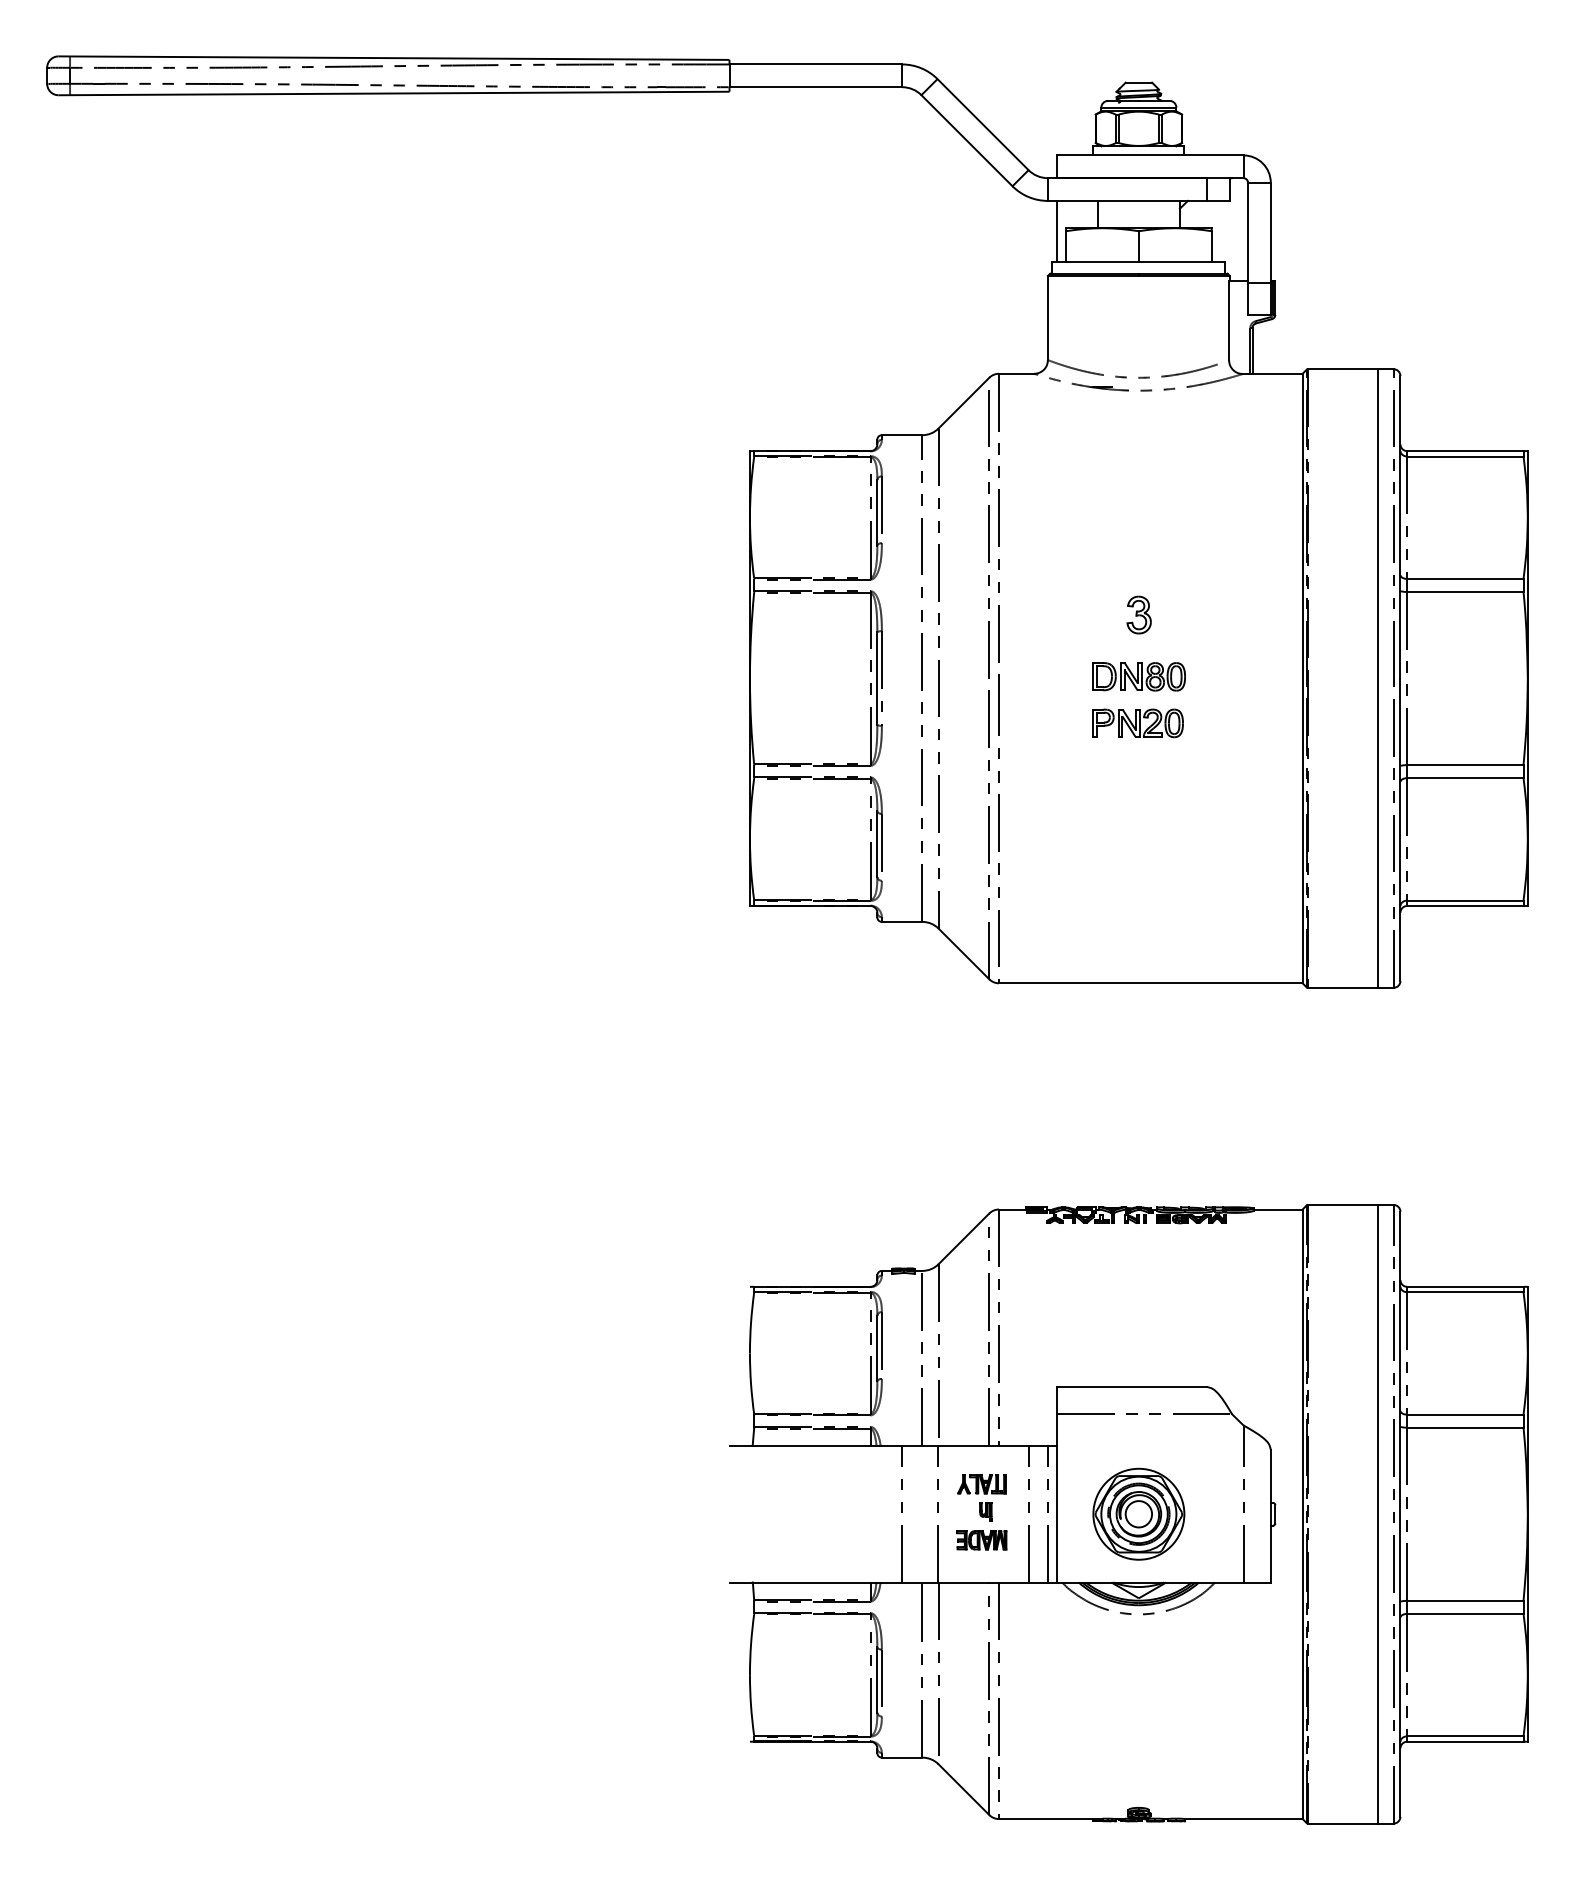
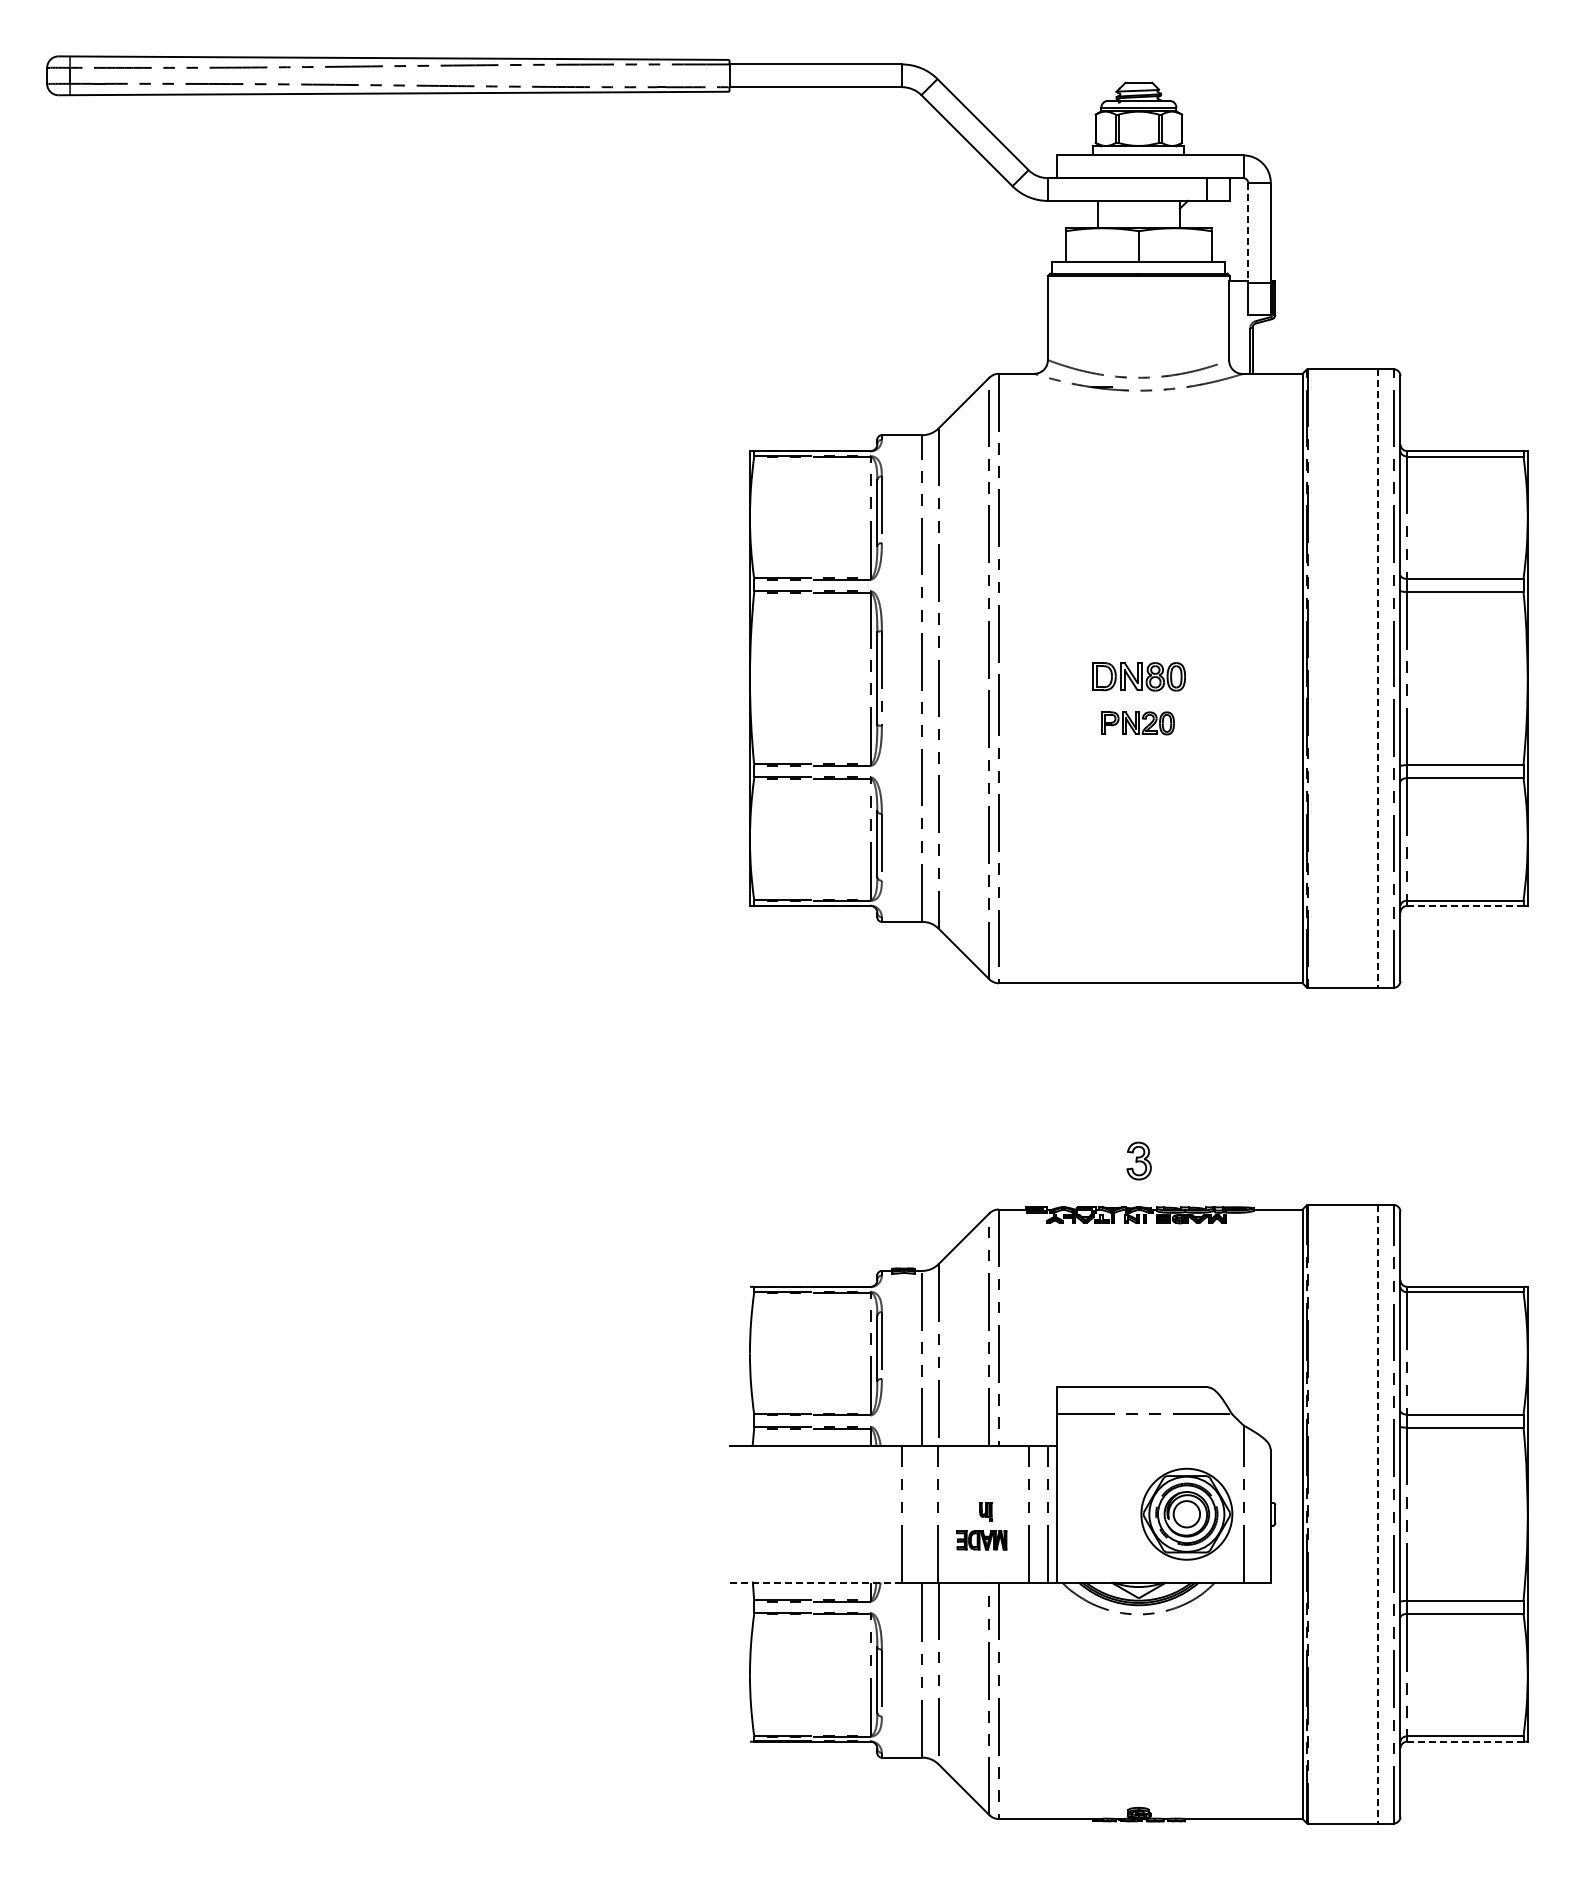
line: present -> none (1057, 231)
line: solid -> dashed (1248, 233)
part position: (1138, 614) -> (1138, 1160) (1138, 1160)
line: solid -> dashed (1377, 679)
part size: 92x31 px -> 74x25 px (1137, 723)
line: solid -> dashed (1465, 905)
part: present -> none (981, 1484)
part position: (1138, 1513) -> (1186, 1513) (1186, 1513)
line: solid -> dashed (1377, 1514)
line: solid -> dashed (816, 1582)
line: solid -> dashed (1465, 1741)
